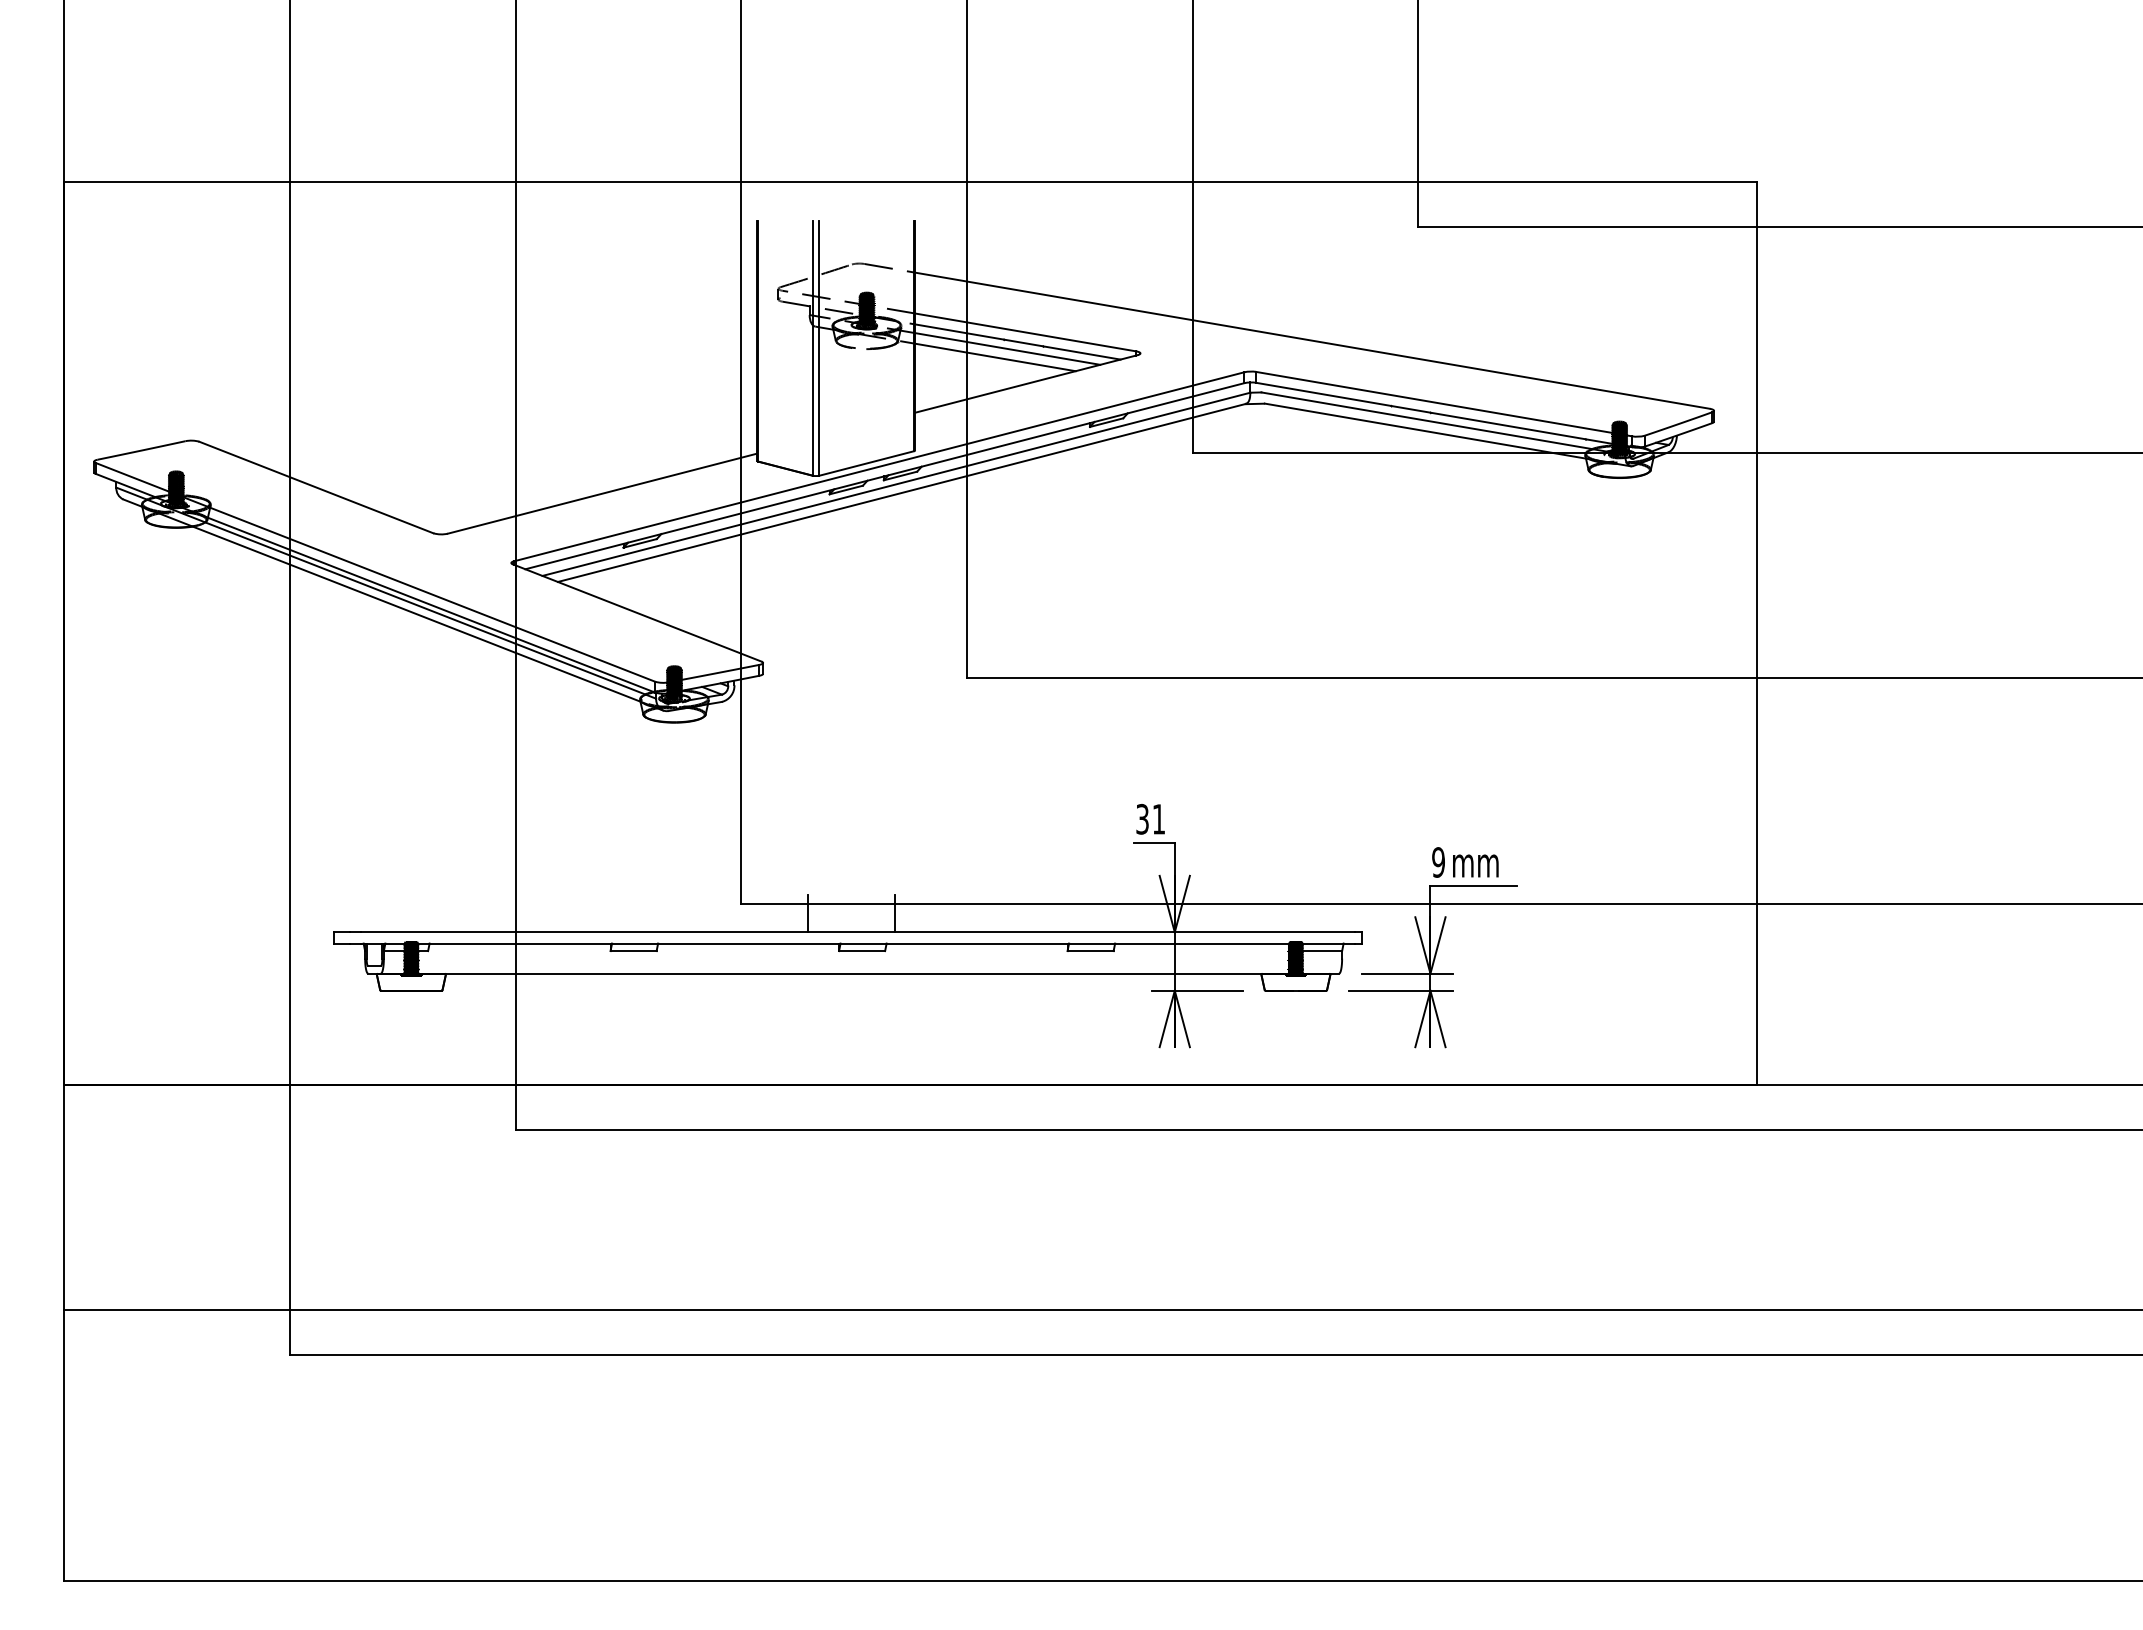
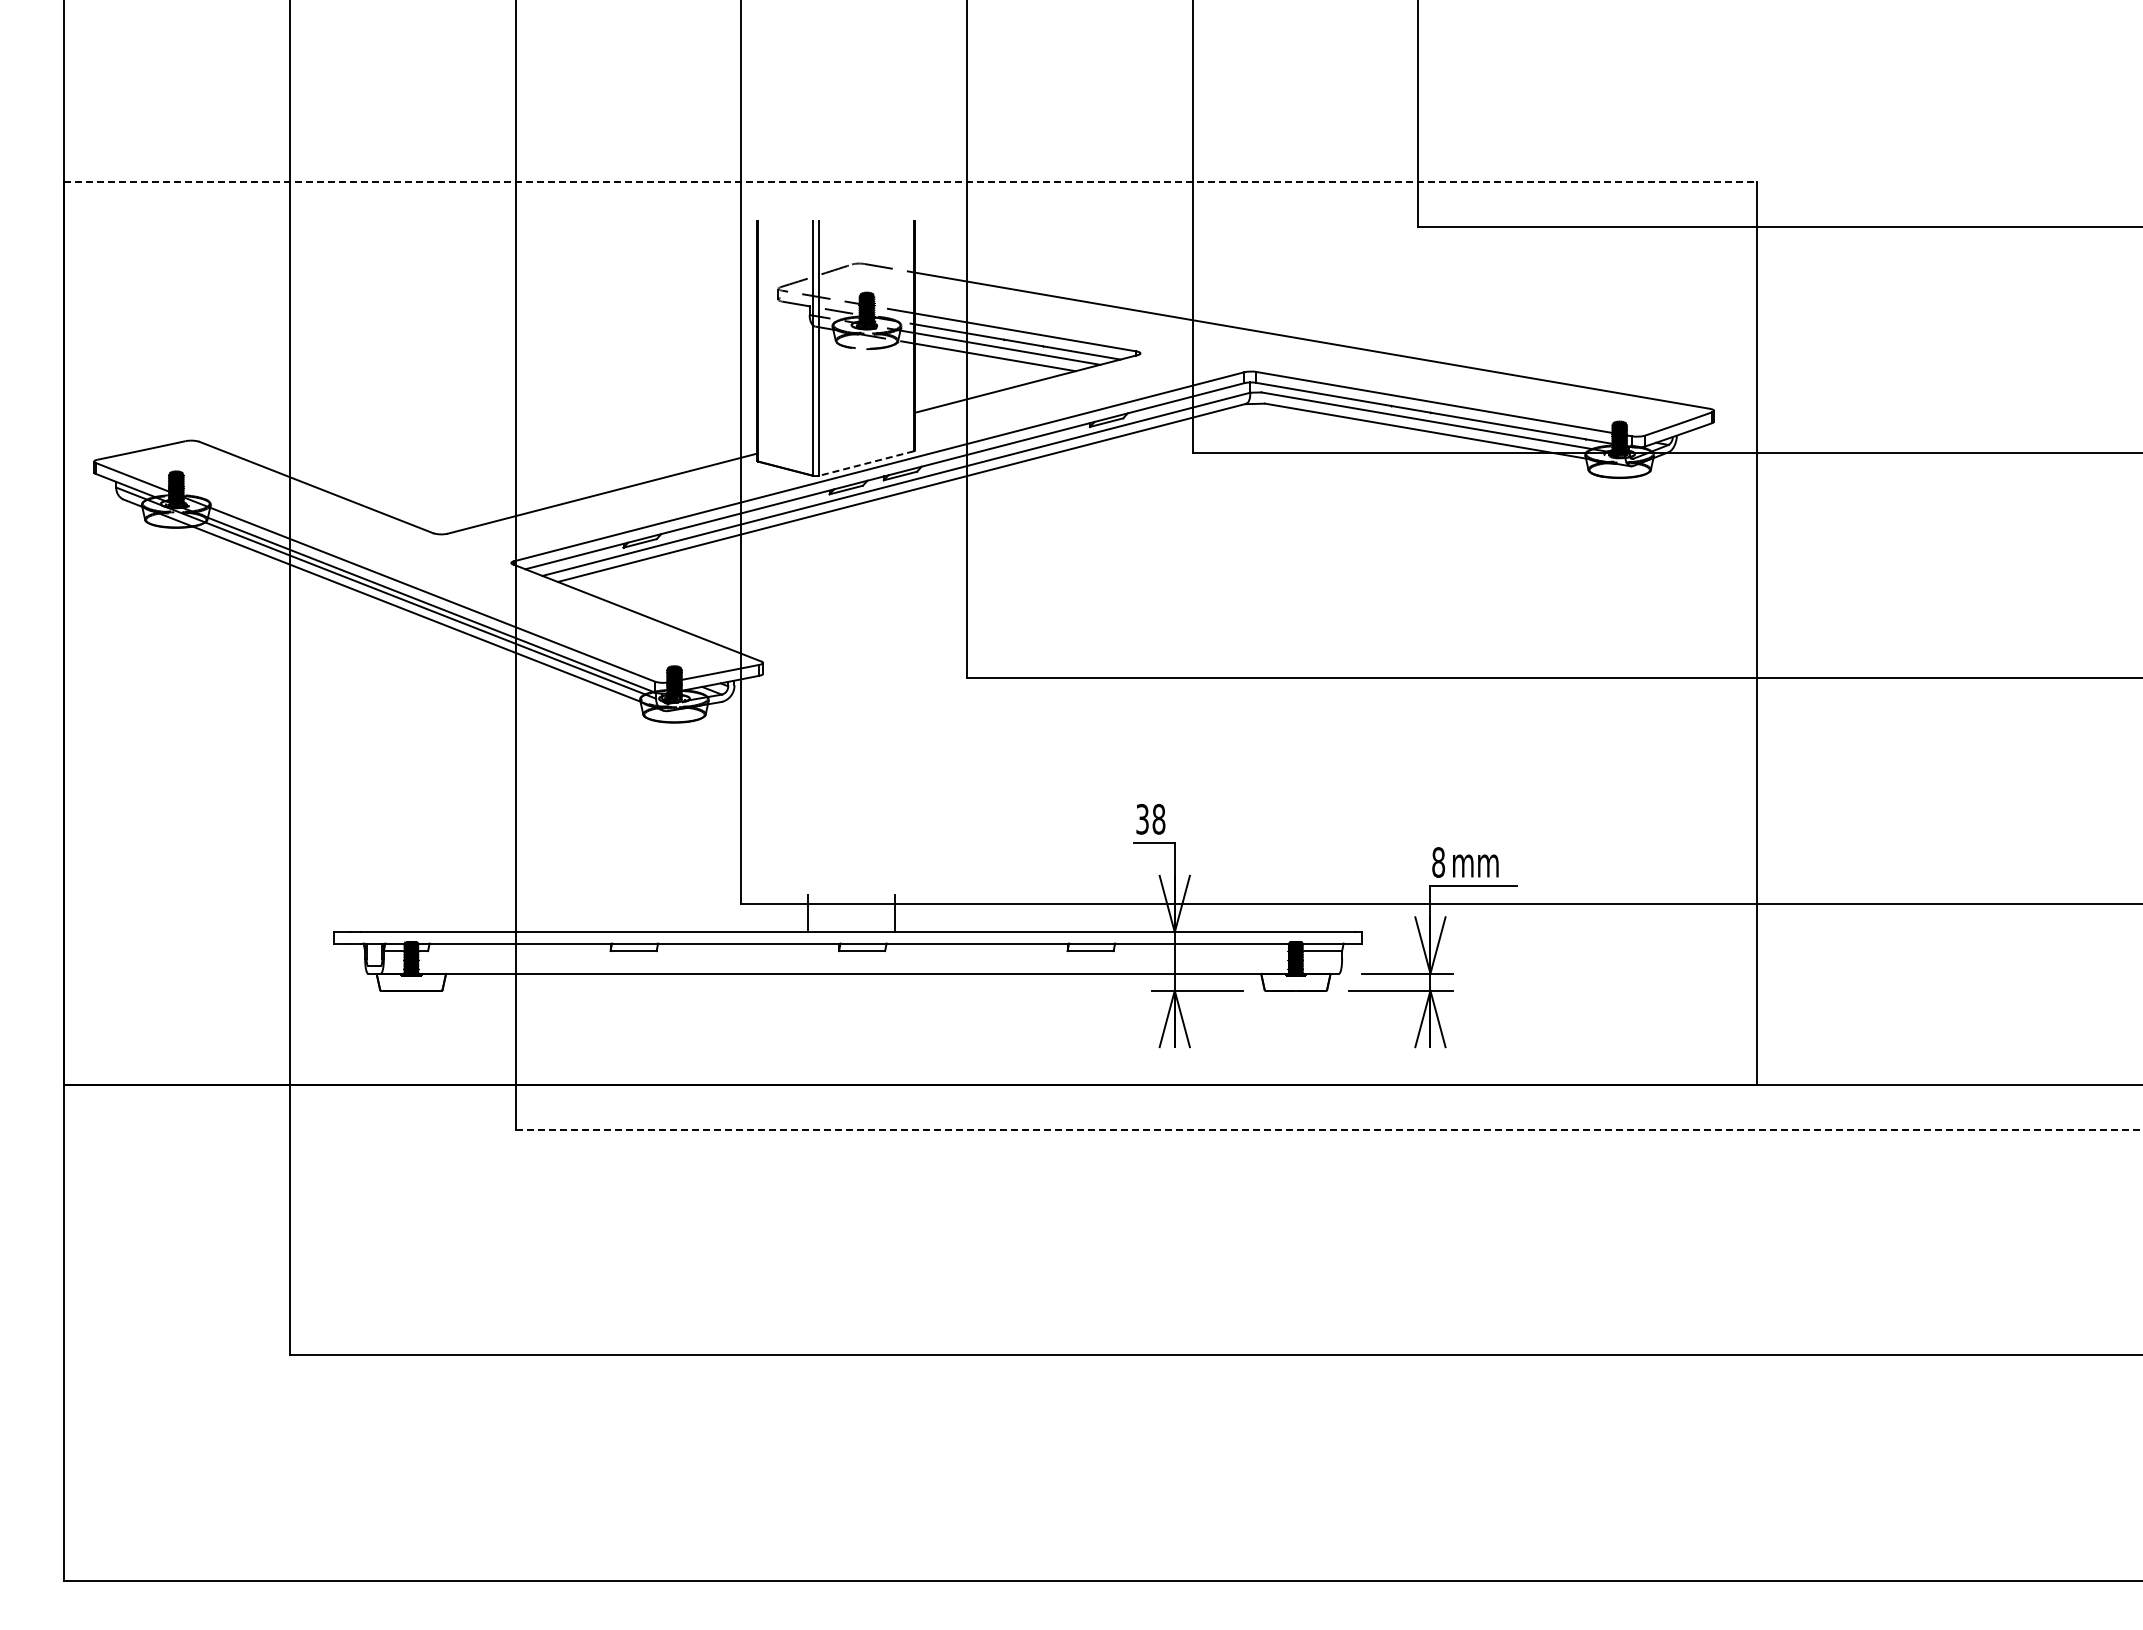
line: solid -> dashed (911, 182)
line: solid -> dashed (866, 463)
text: 31 -> 38 (1158, 819)
text: 9 -> 8 (1438, 862)
line: solid -> dashed (1329, 1129)
line: present -> none (1101, 1310)
